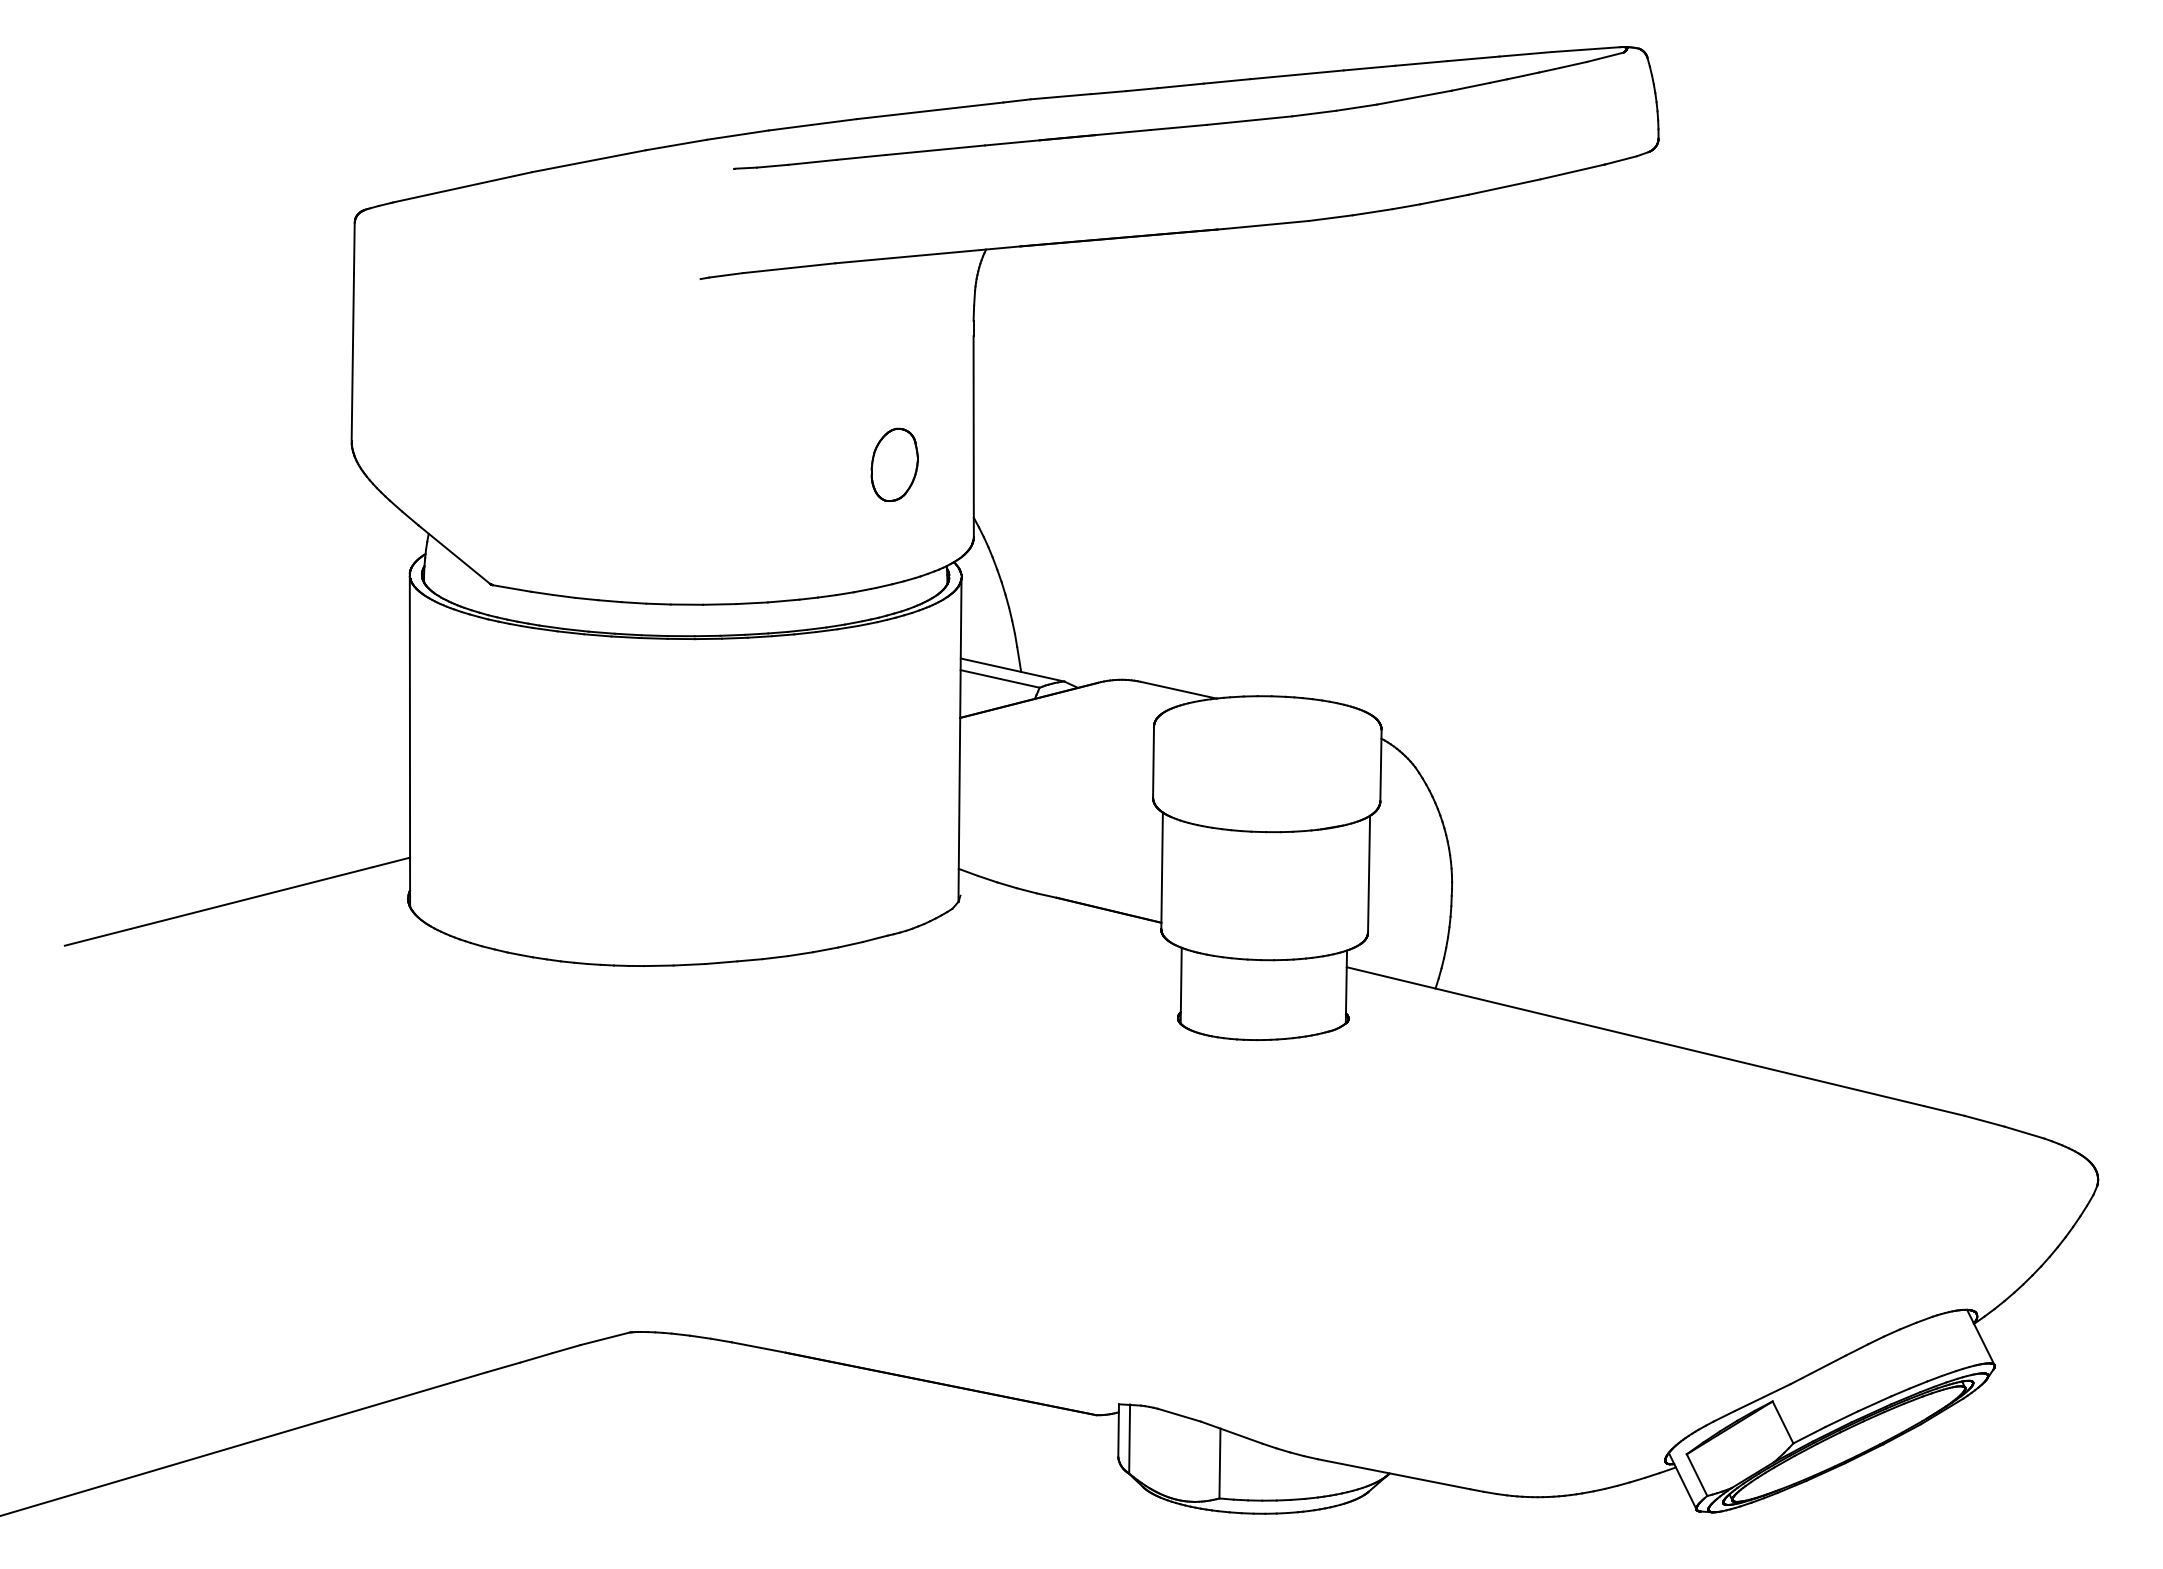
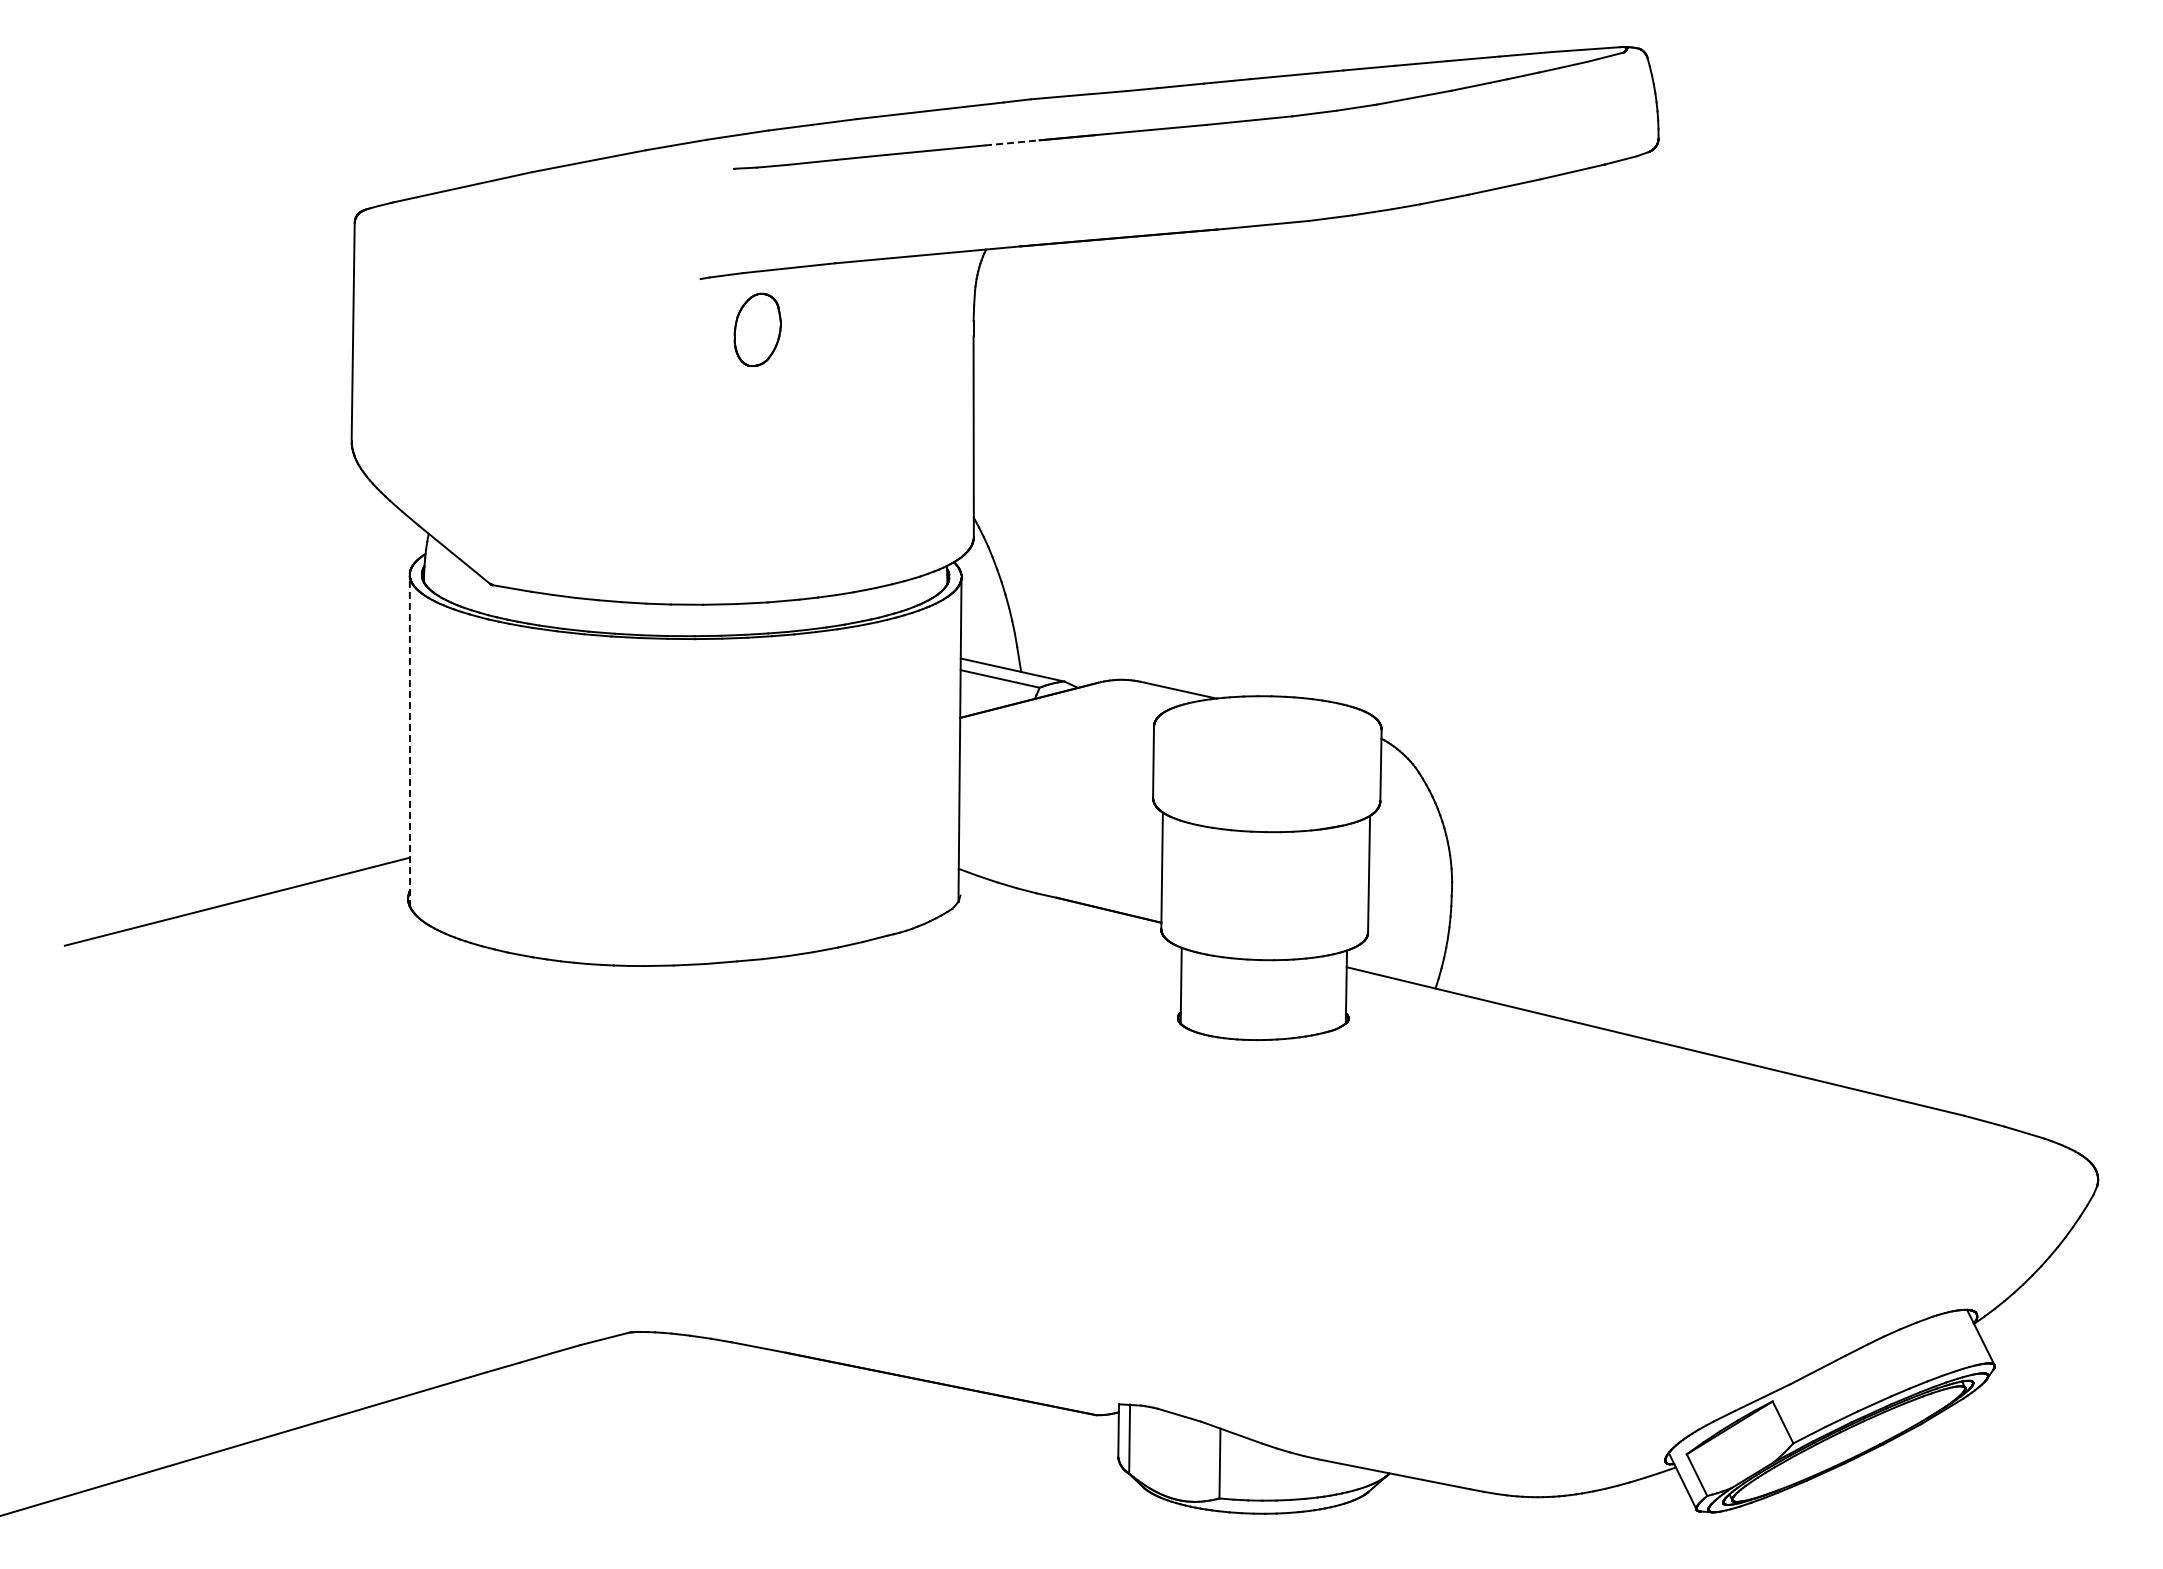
line: solid -> dashed (1012, 142)
part position: (894, 464) -> (757, 329) (757, 329)
line: solid -> dashed (409, 740)
